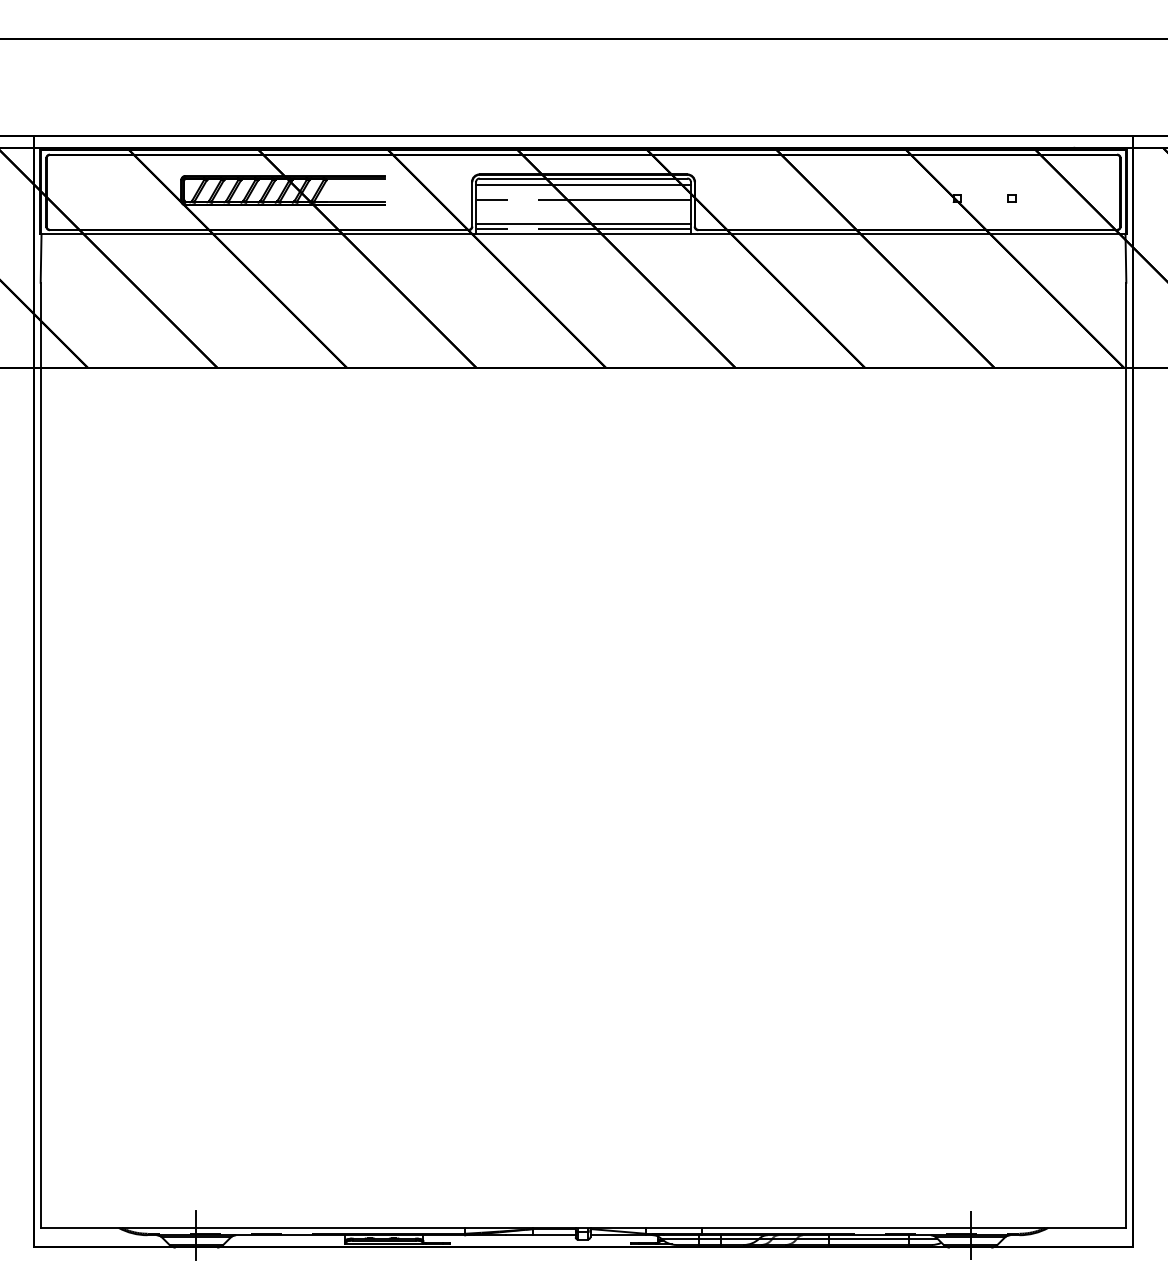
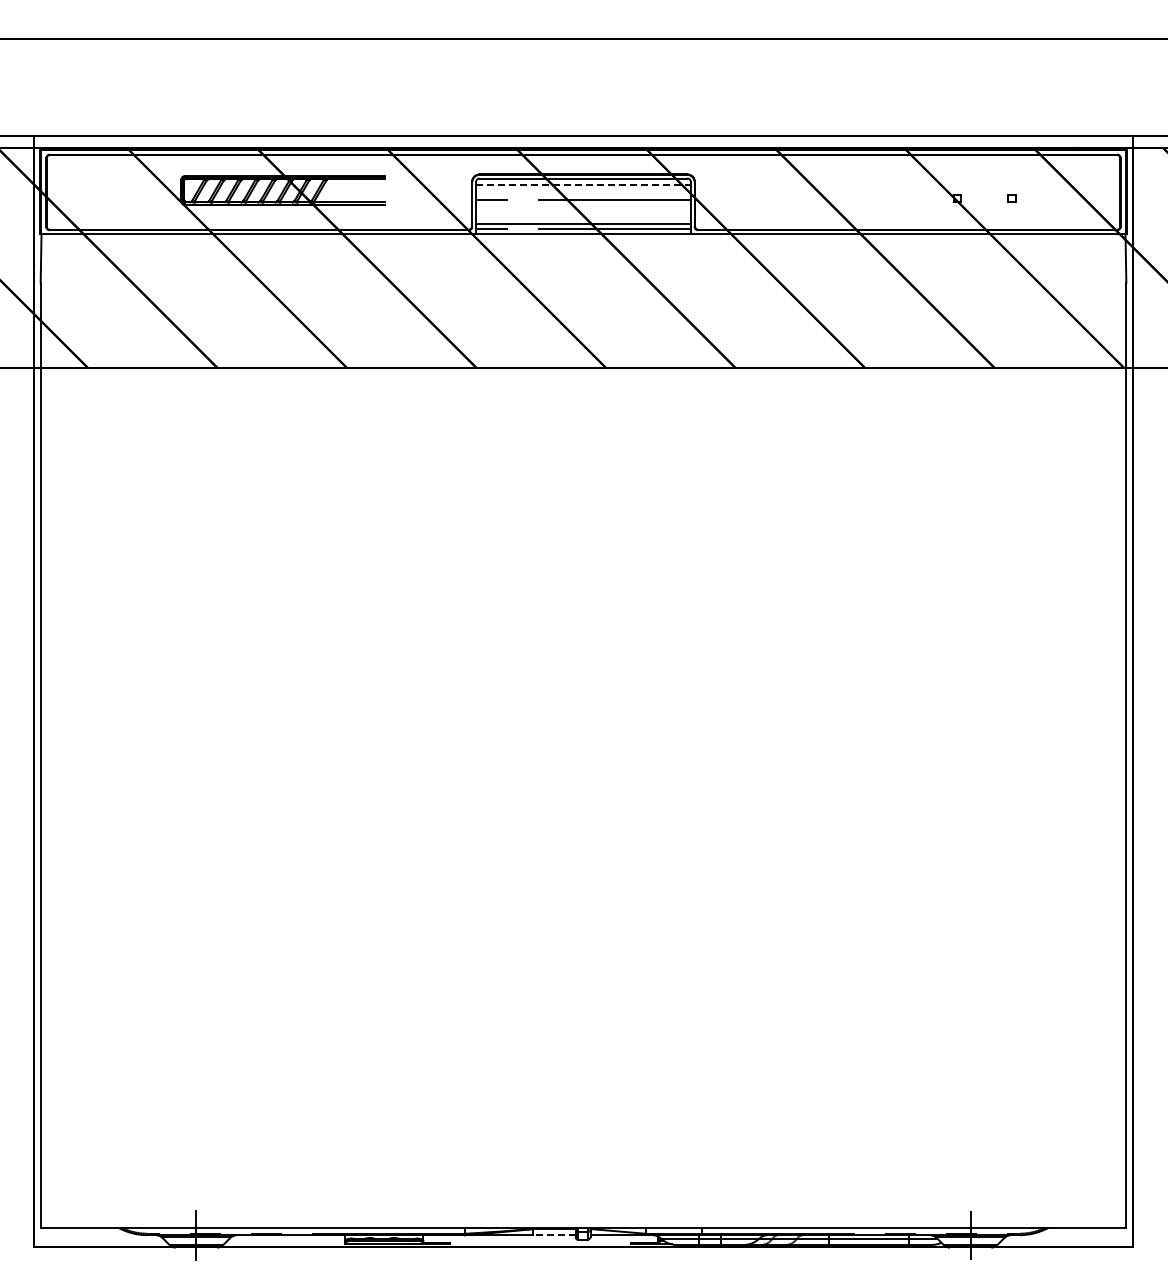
line: solid -> dashed (584, 184)
line: solid -> dashed (554, 1235)
